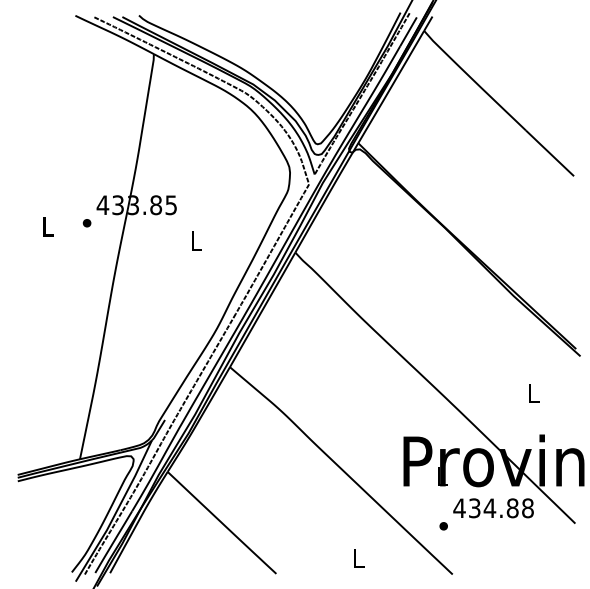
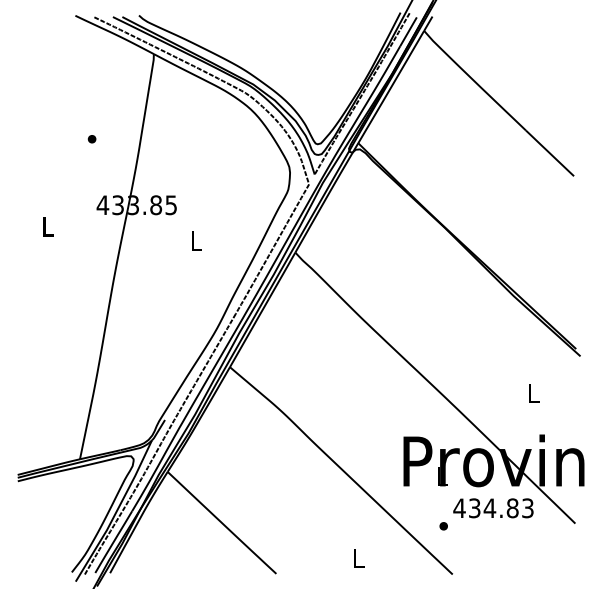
part position: (86, 223) -> (91, 139) (91, 139)
text: 434.88 -> 434.83 (527, 508)
